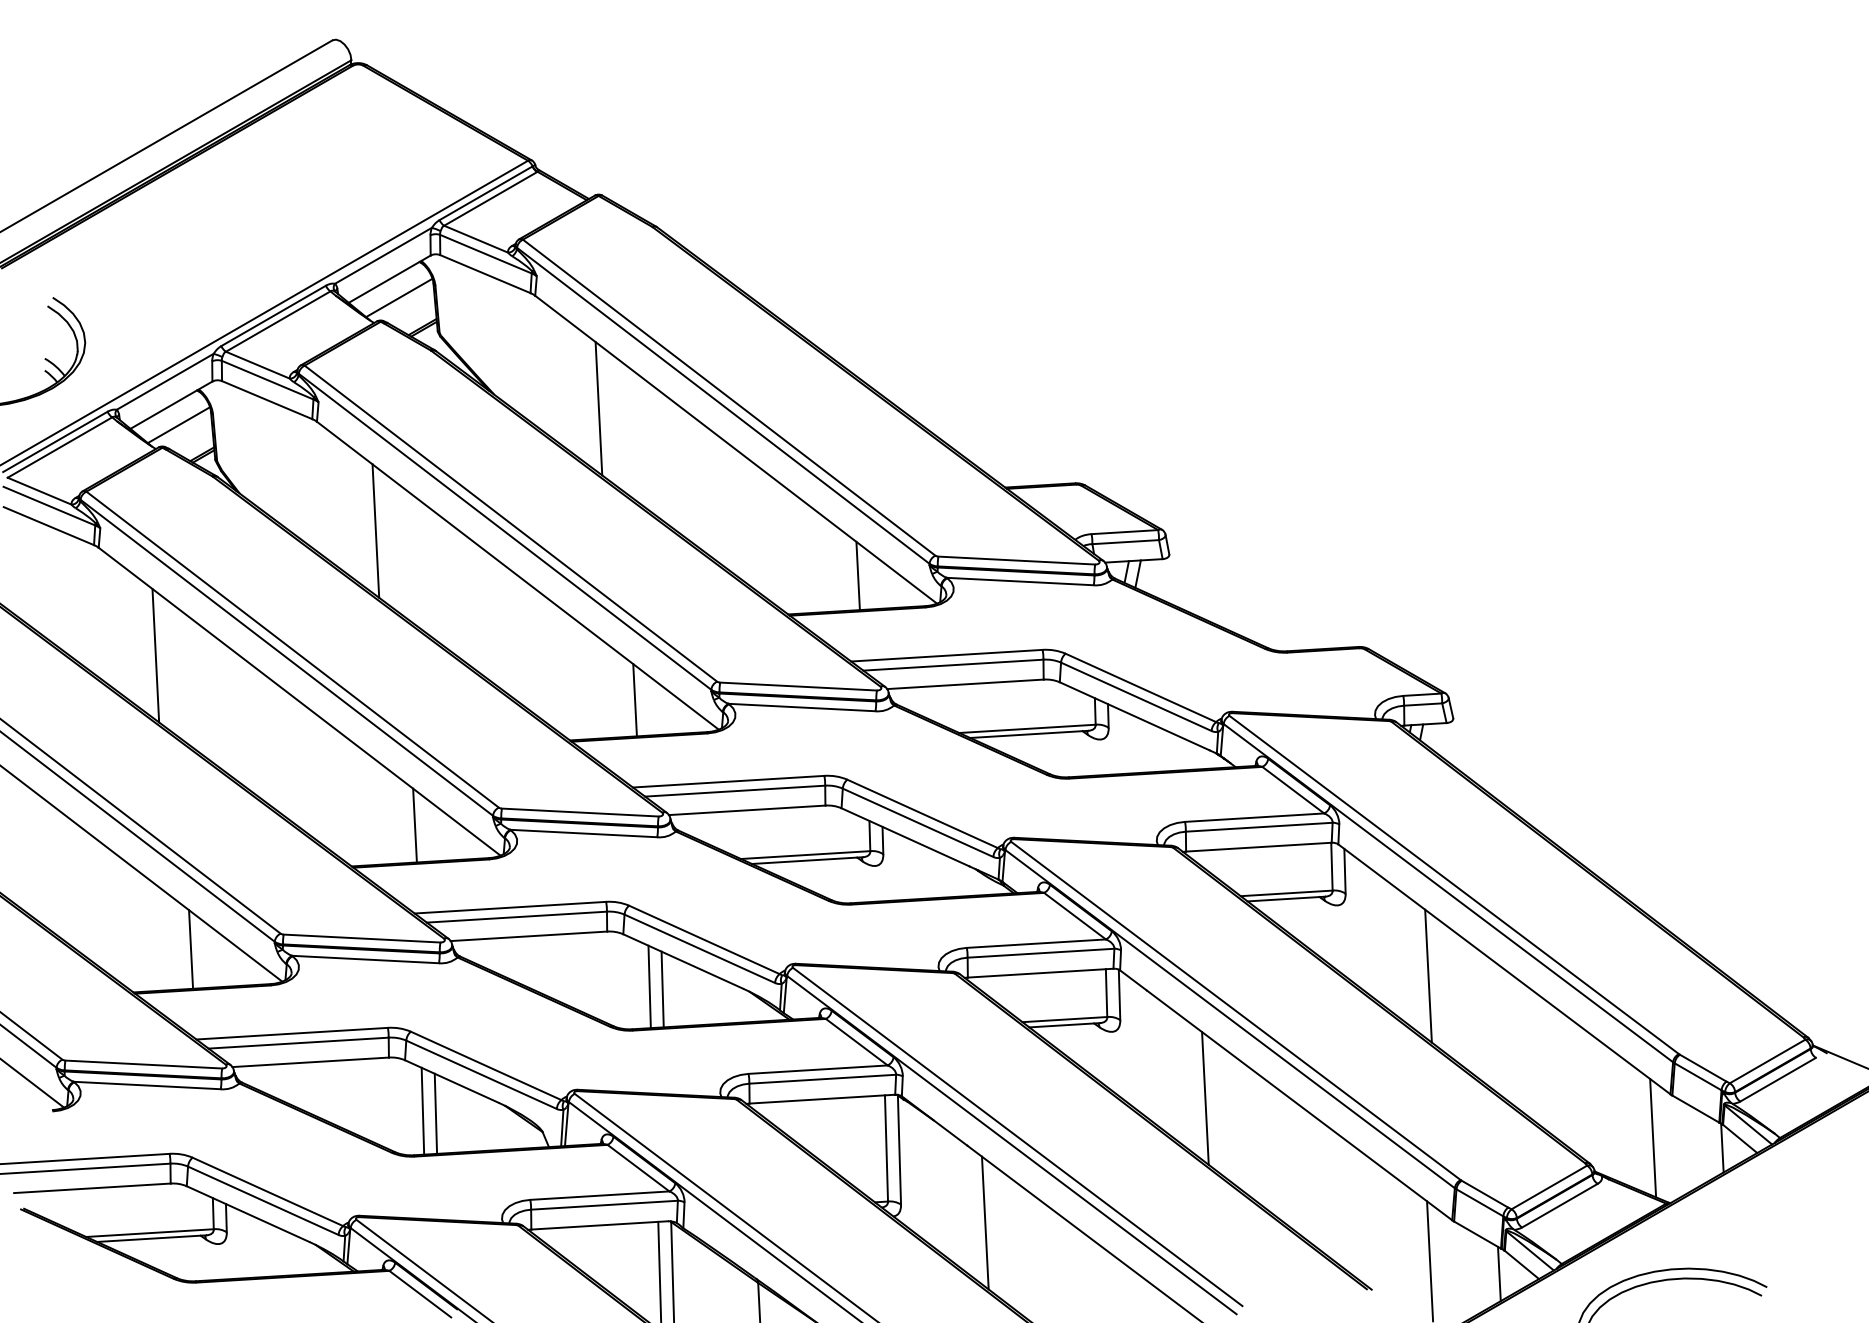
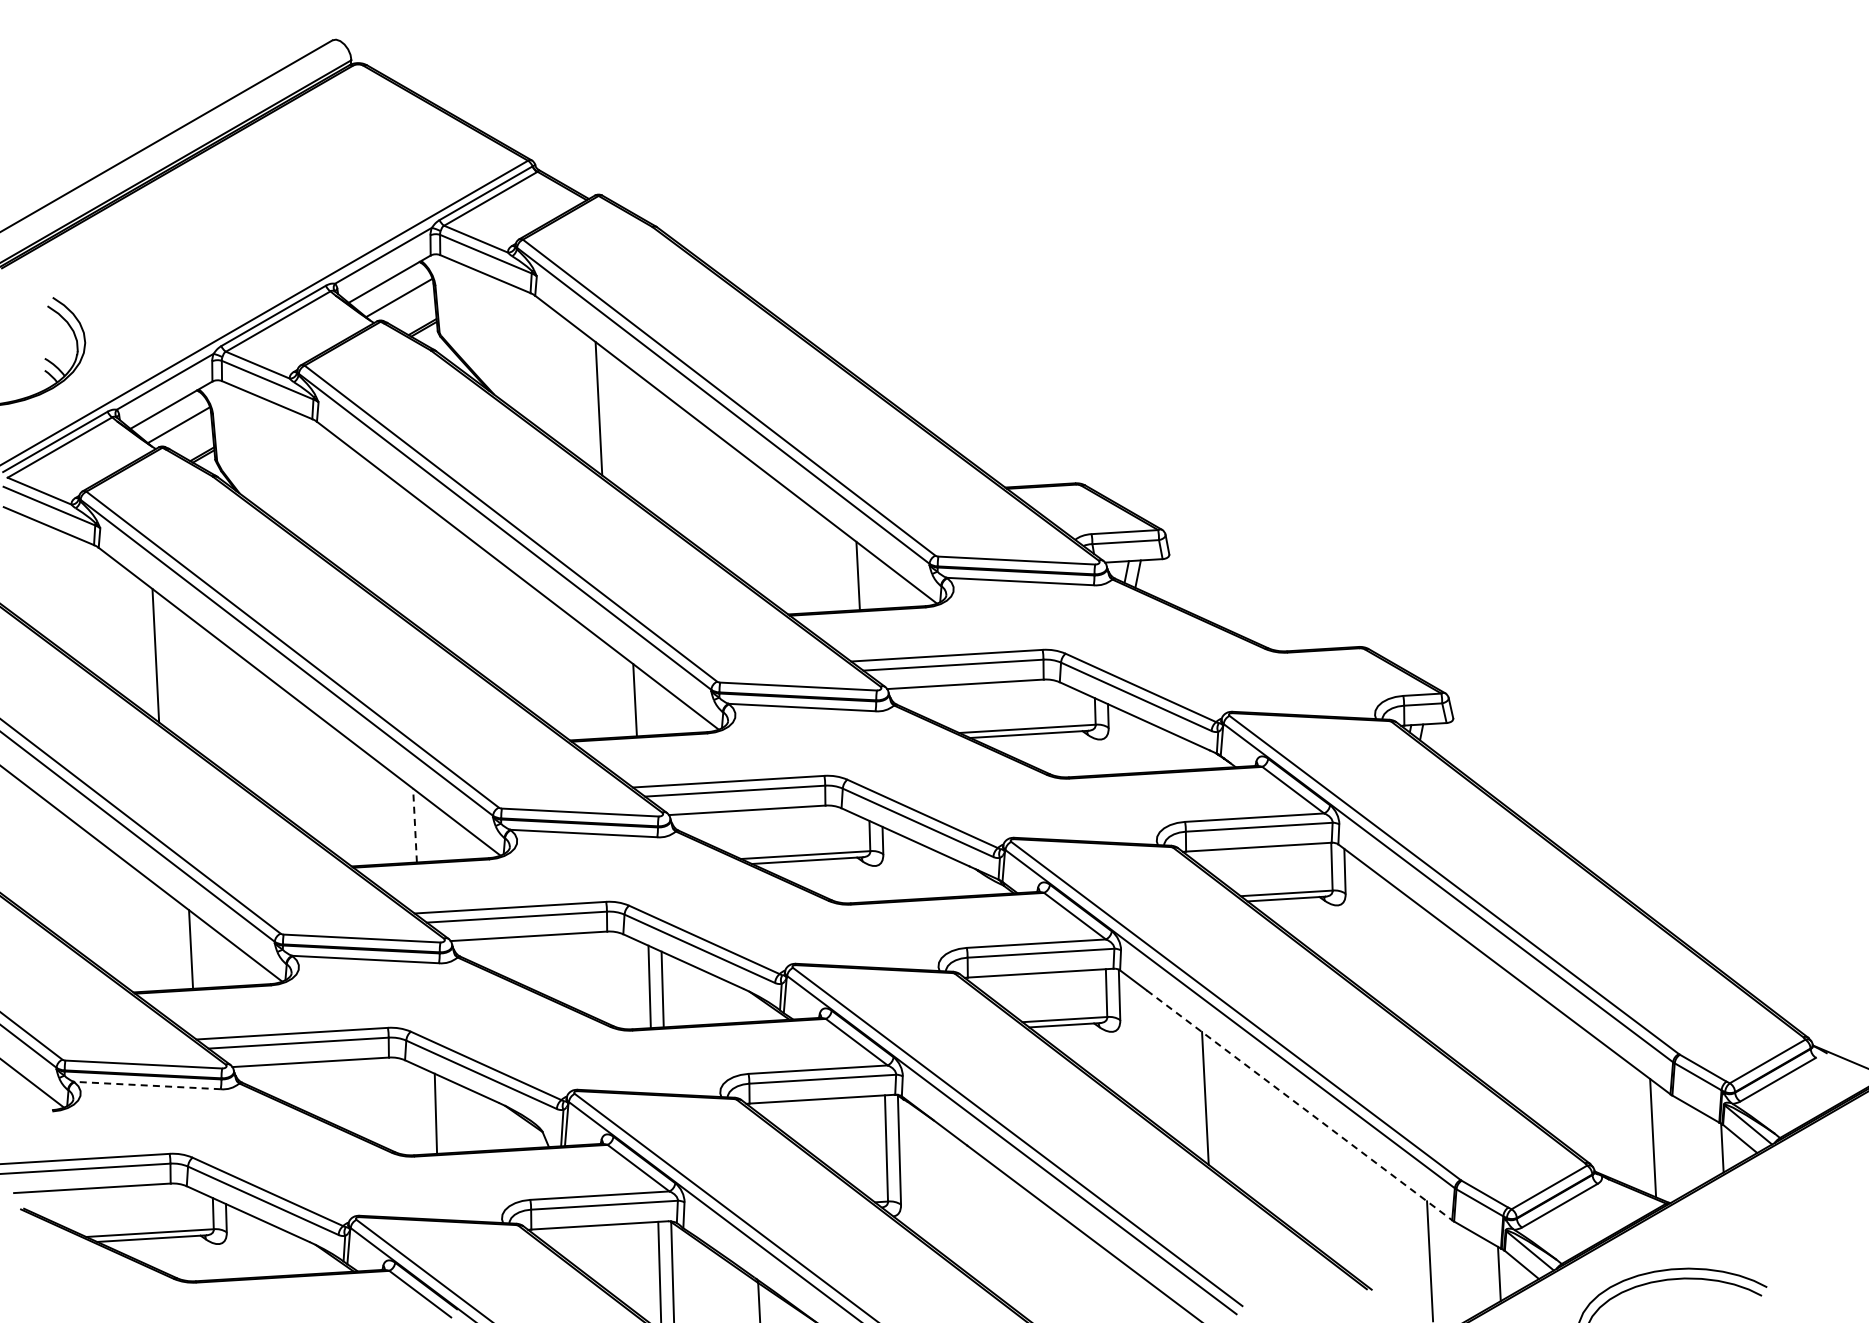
line: present -> none (375, 530)
line: solid -> dashed (415, 825)
line: present -> none (1428, 975)
line: solid -> dashed (147, 1085)
line: solid -> dashed (1299, 1105)
line: present -> none (422, 1110)
line: present -> none (984, 1222)
